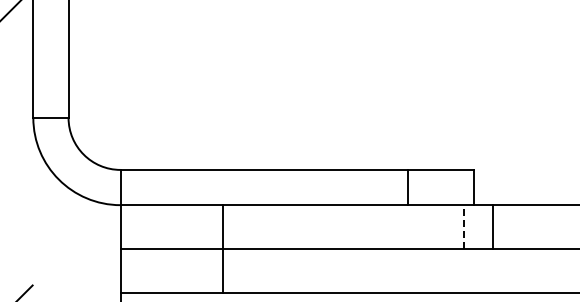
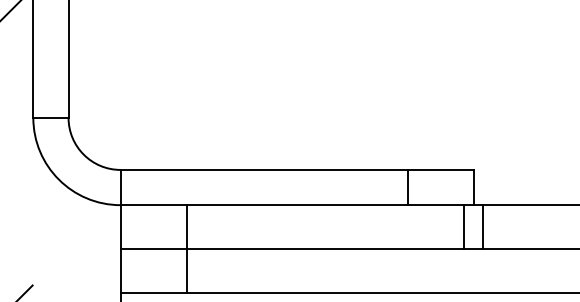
line: dashed -> solid (463, 226)
line position: (493, 227) -> (483, 227) (483, 227)
line position: (223, 249) -> (187, 249) (187, 249)
